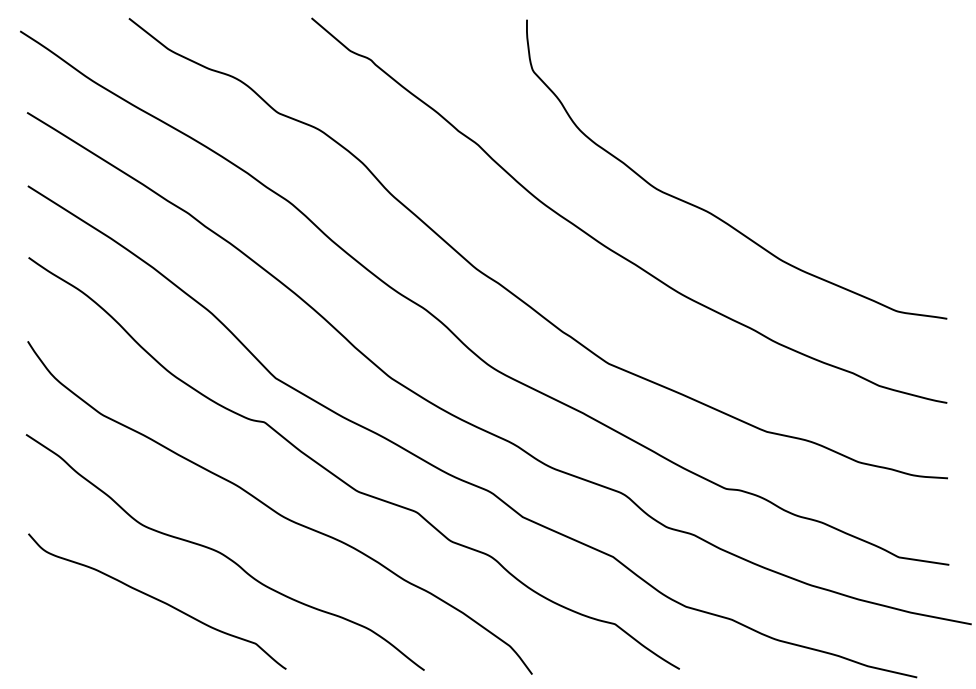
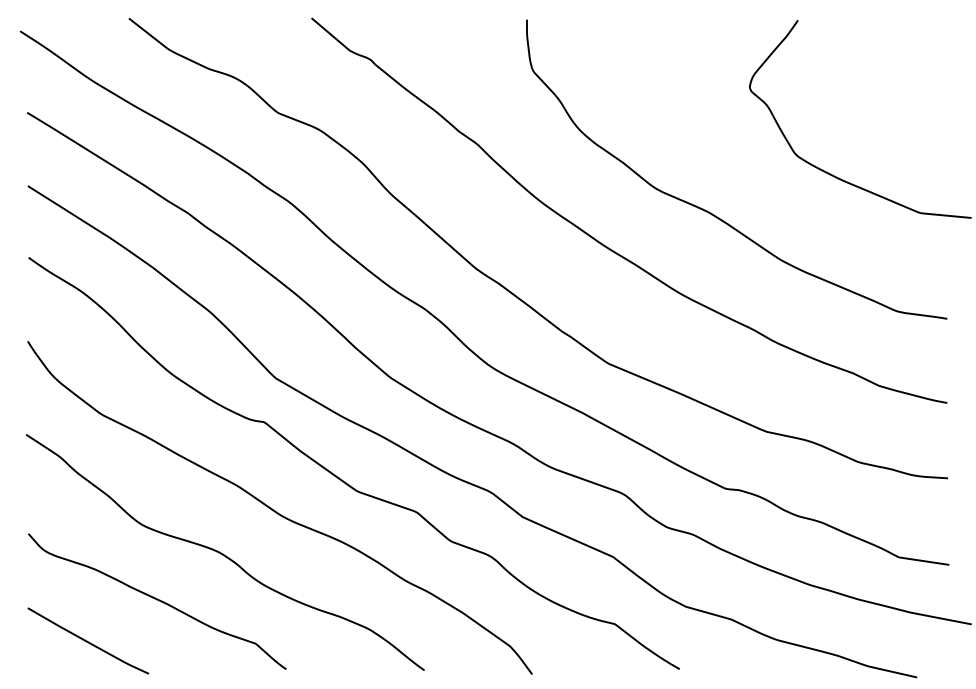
curve: none -> present (832, 174)
curve: none -> present (87, 640)
